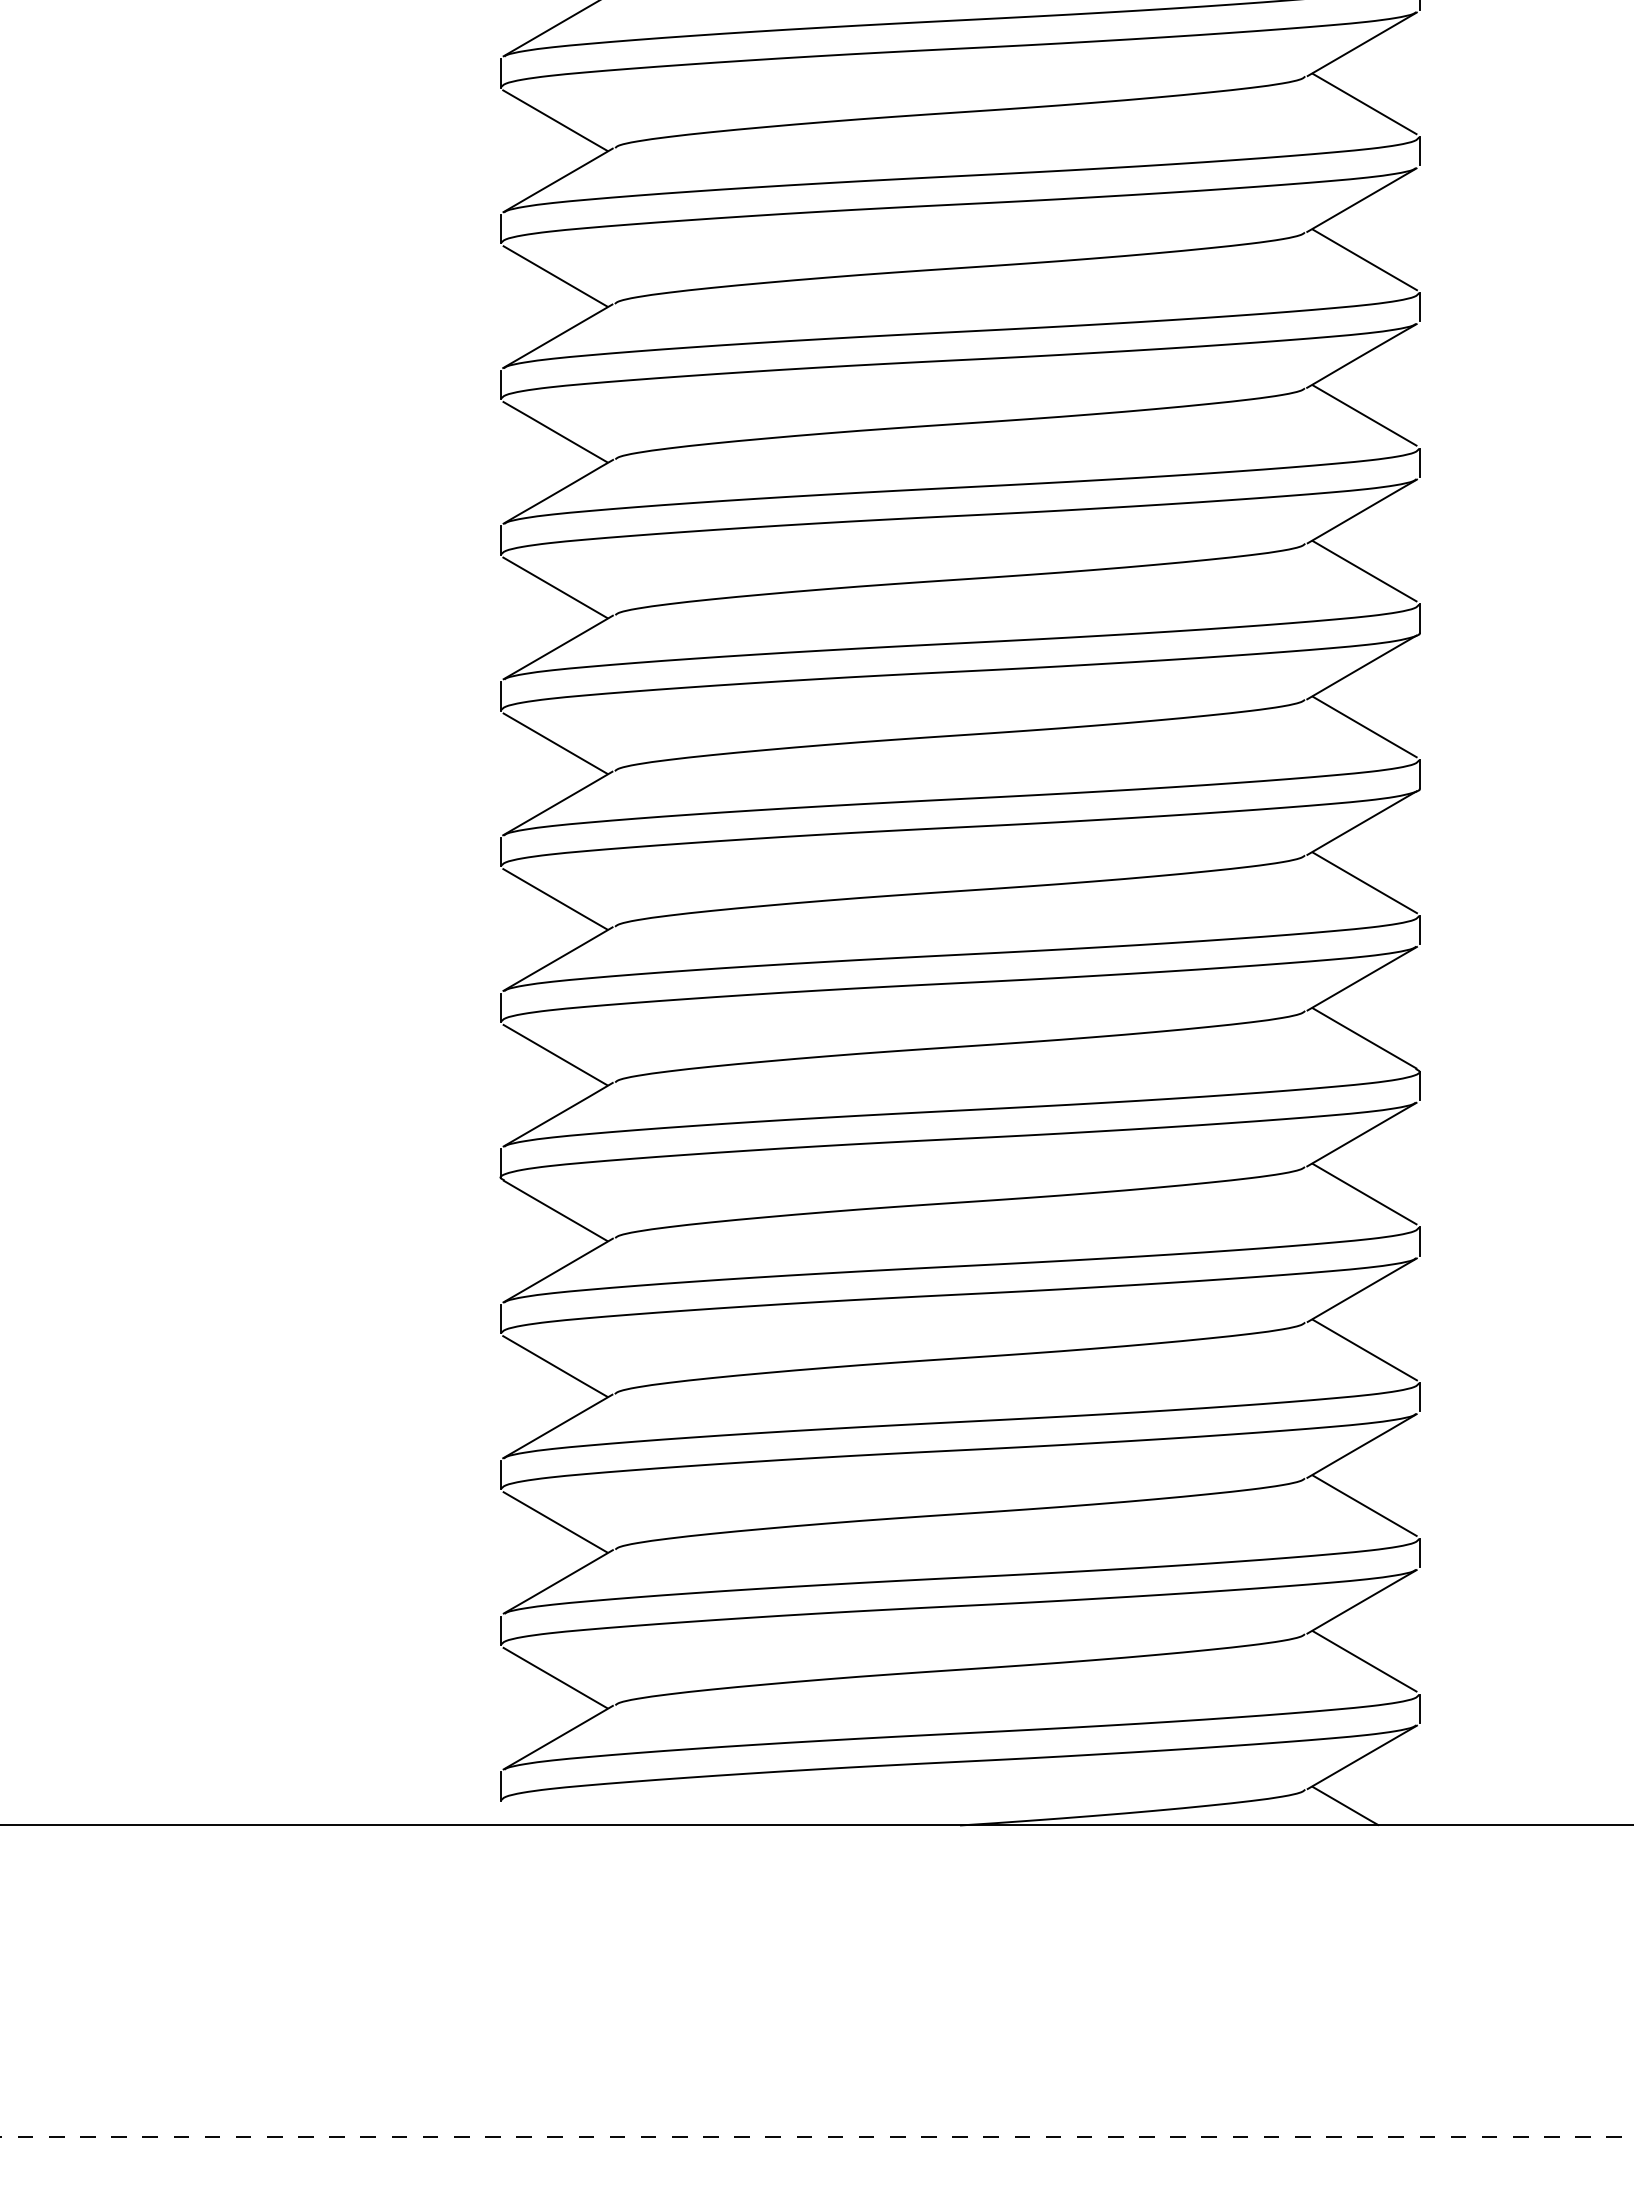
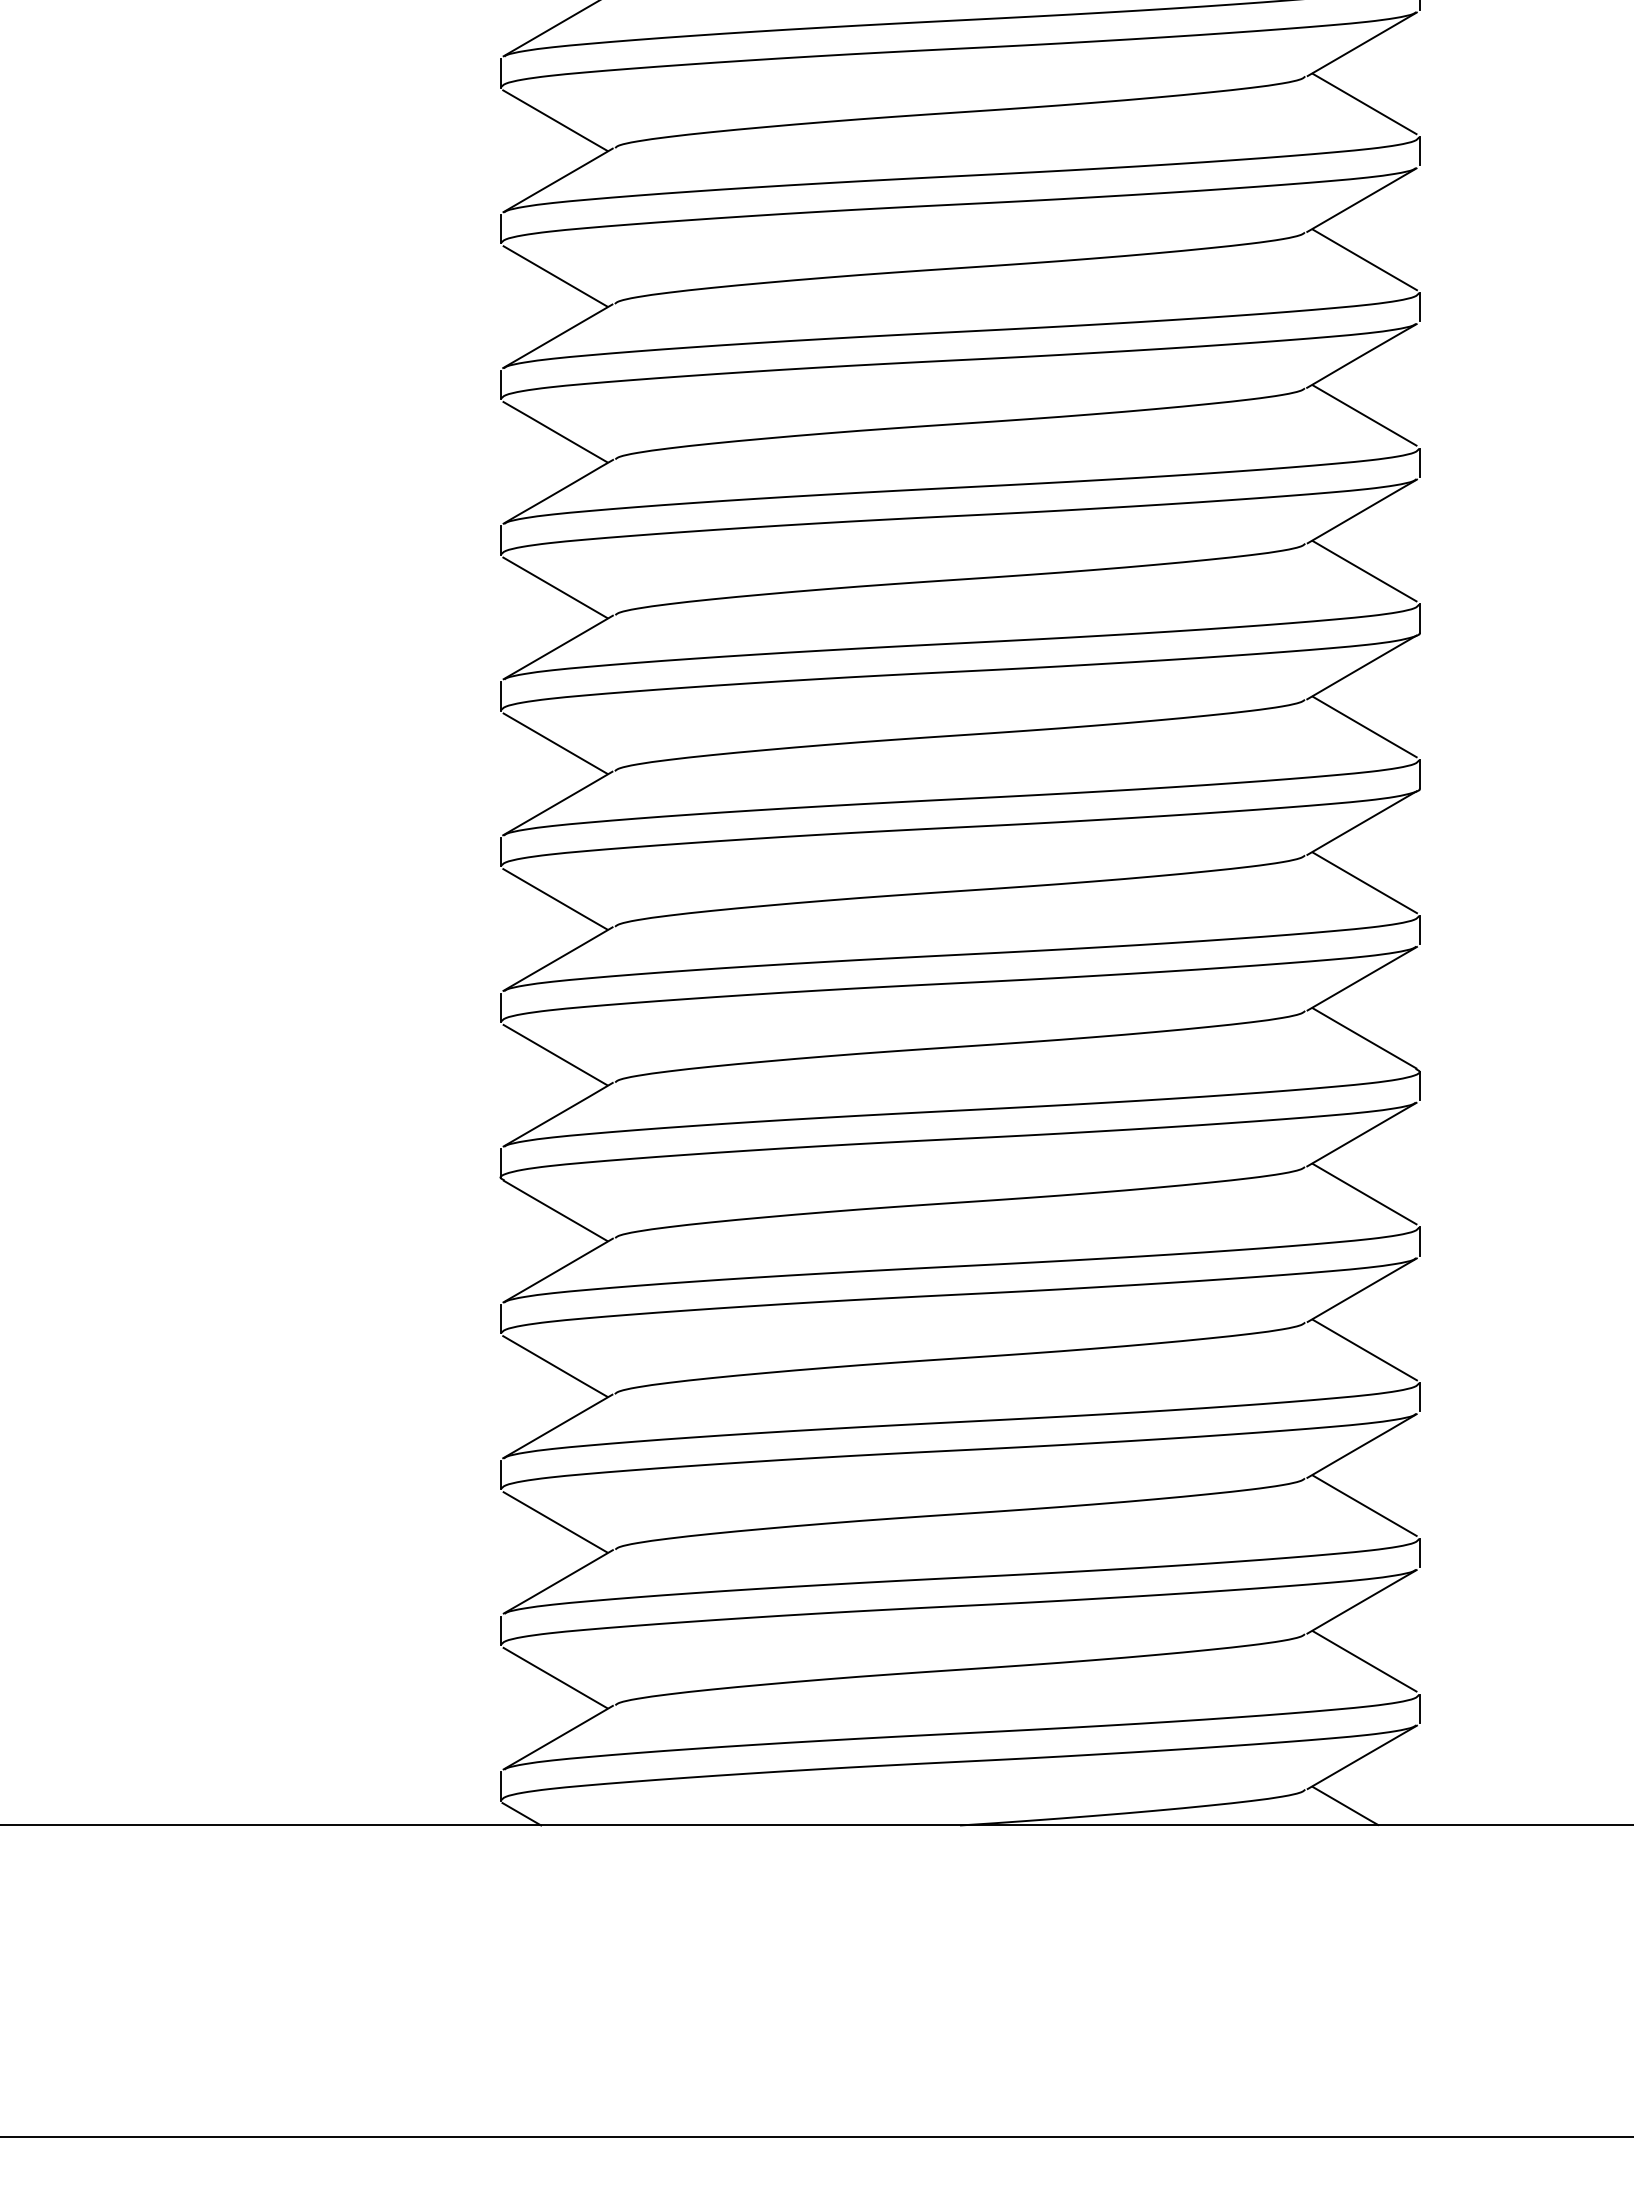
line: none -> present (521, 1814)
line: dashed -> solid (817, 2136)
